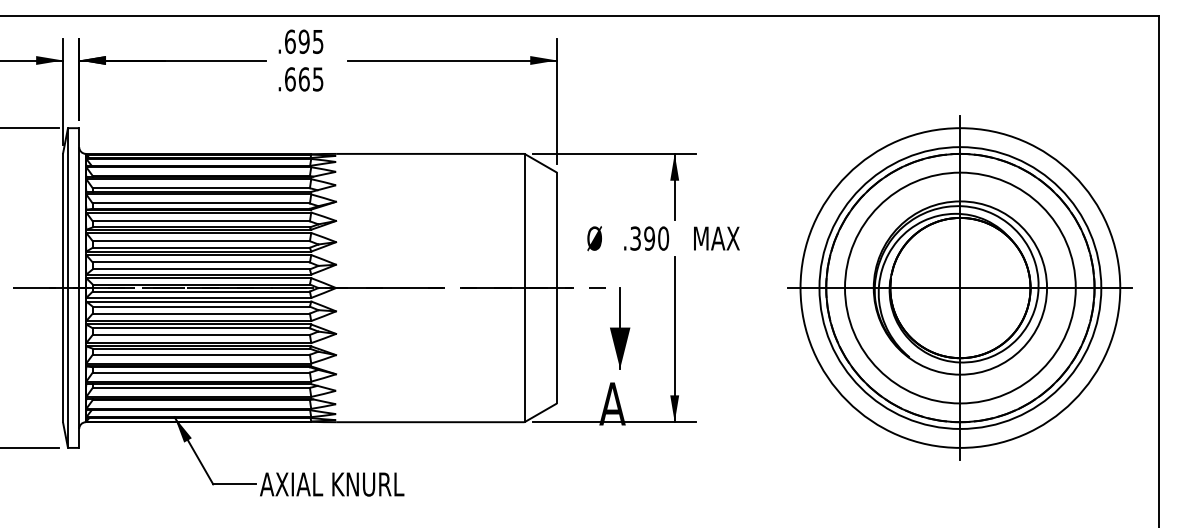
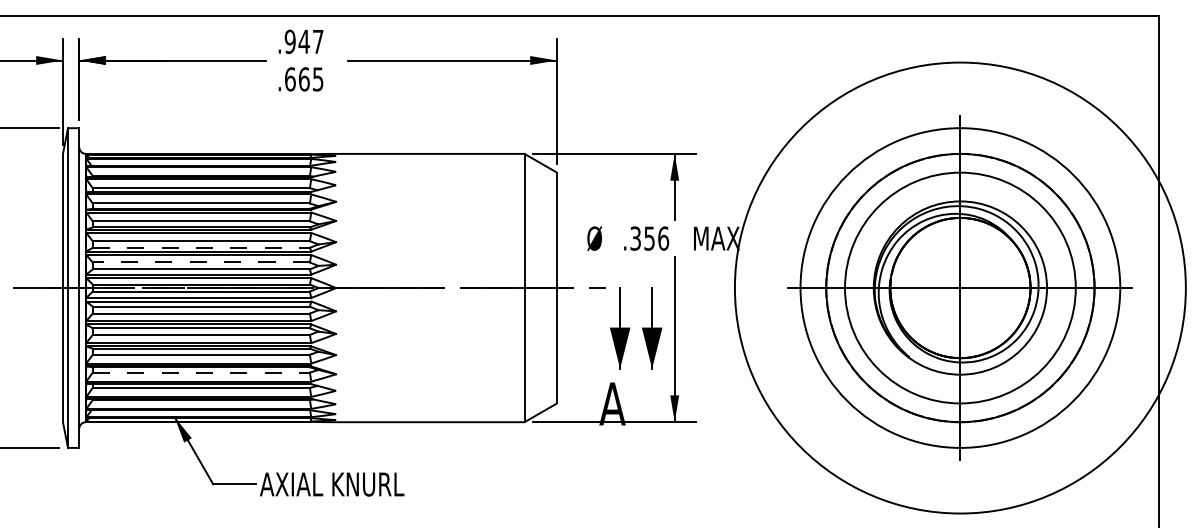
text: .695 -> .947 (303, 41)
text: .390 -> .356 (656, 238)
line: solid -> dashed (201, 247)
line: solid -> dashed (201, 262)
circle diameter: 282 px -> 451 px (959, 287)
part: none -> present (652, 328)
line: solid -> dashed (201, 372)
